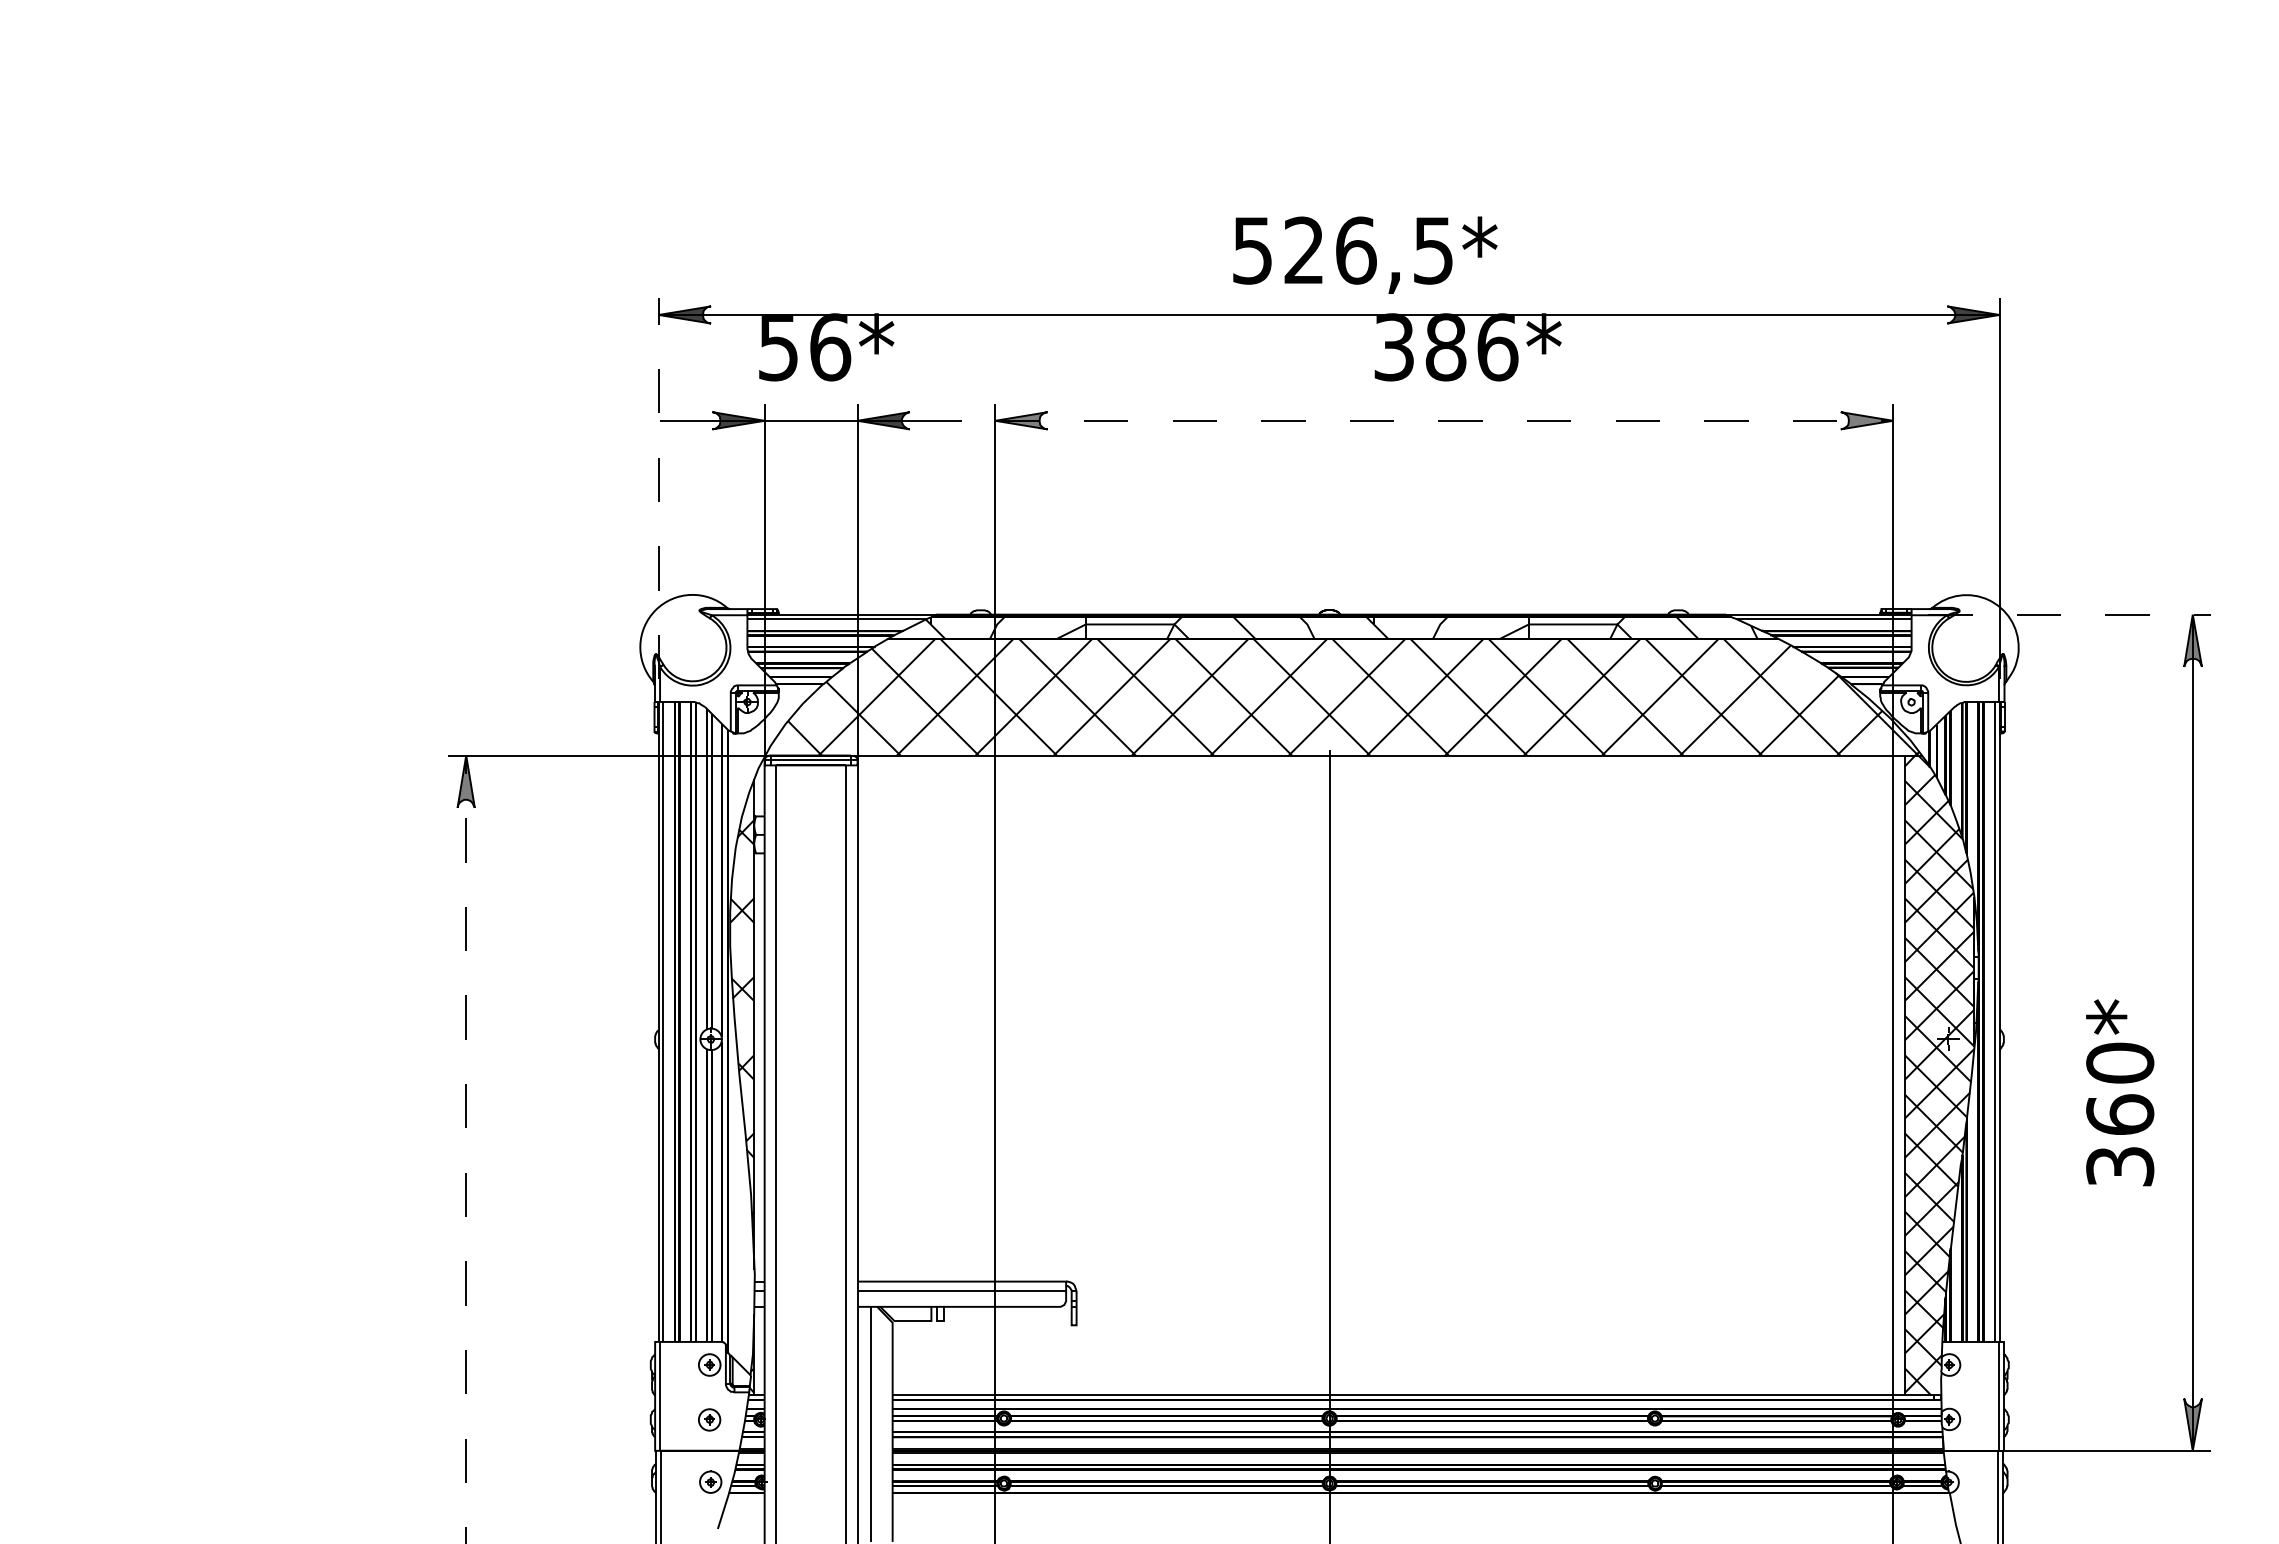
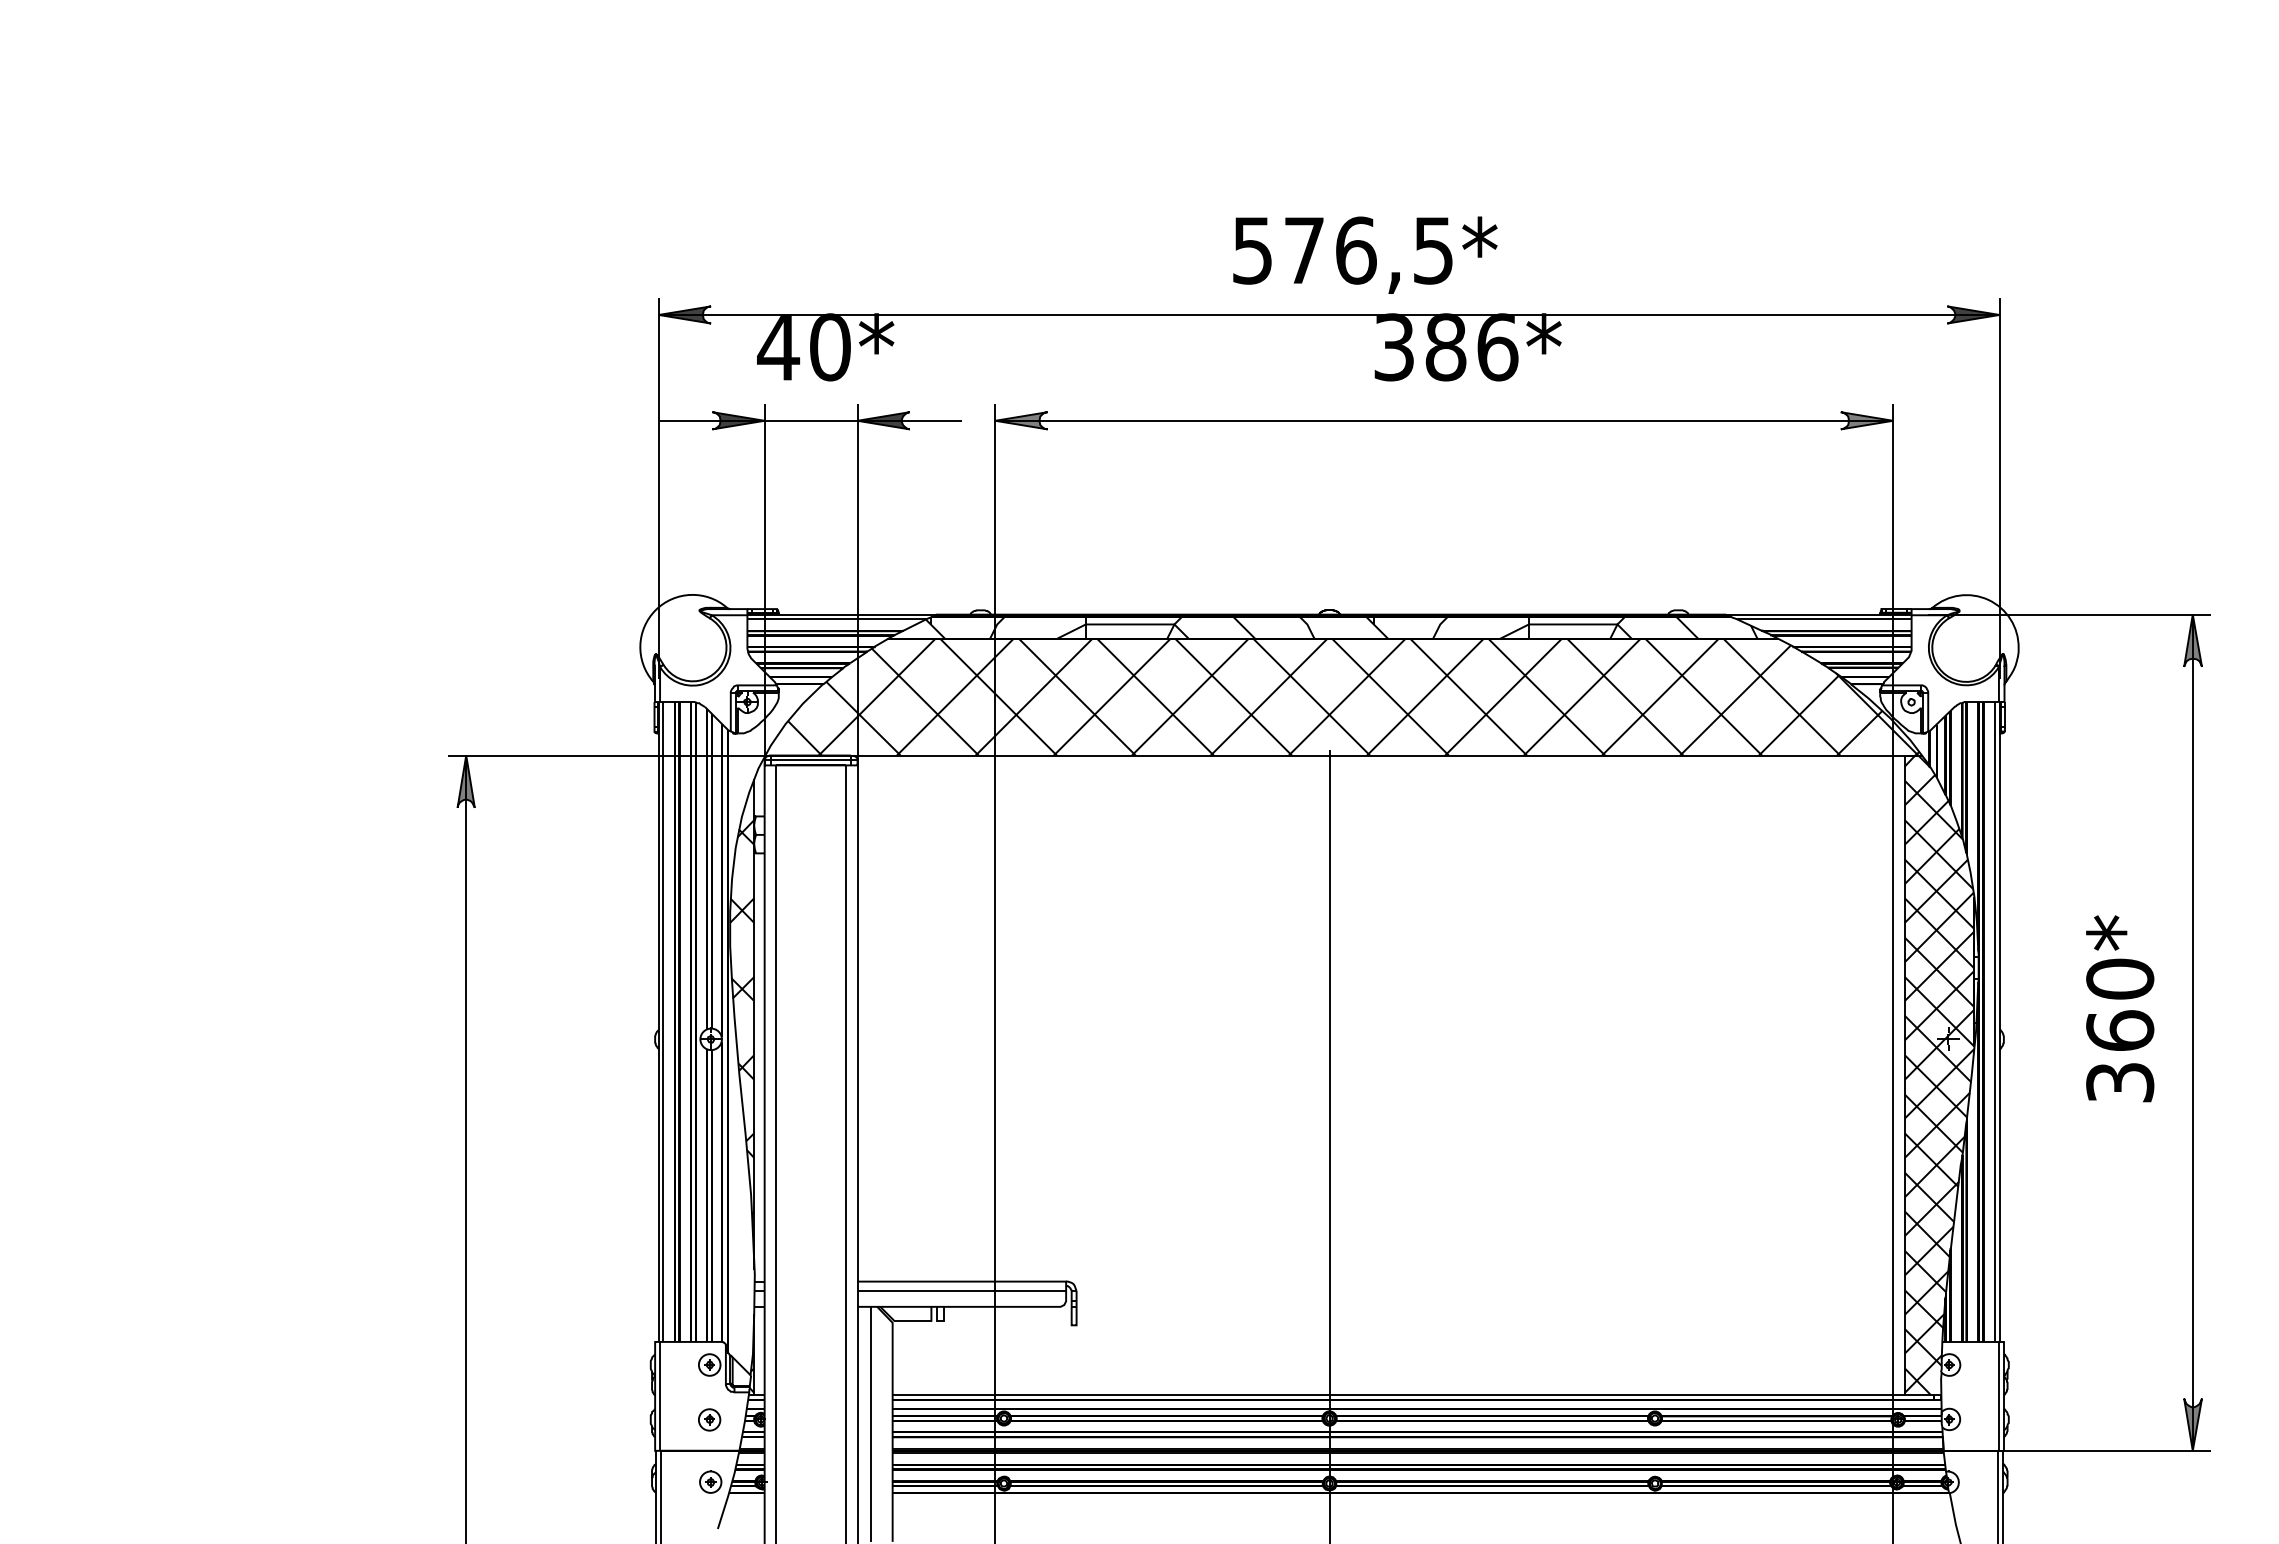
text: 526,5* -> 576,5* (1303, 249)
text: 56* -> 40* (804, 347)
line: dashed -> solid (1444, 420)
line: dashed -> solid (658, 488)
line: dashed -> solid (2069, 614)
text position: (2120, 1092) -> (2120, 1008) (2120, 1008)
line: dashed -> solid (466, 1149)
